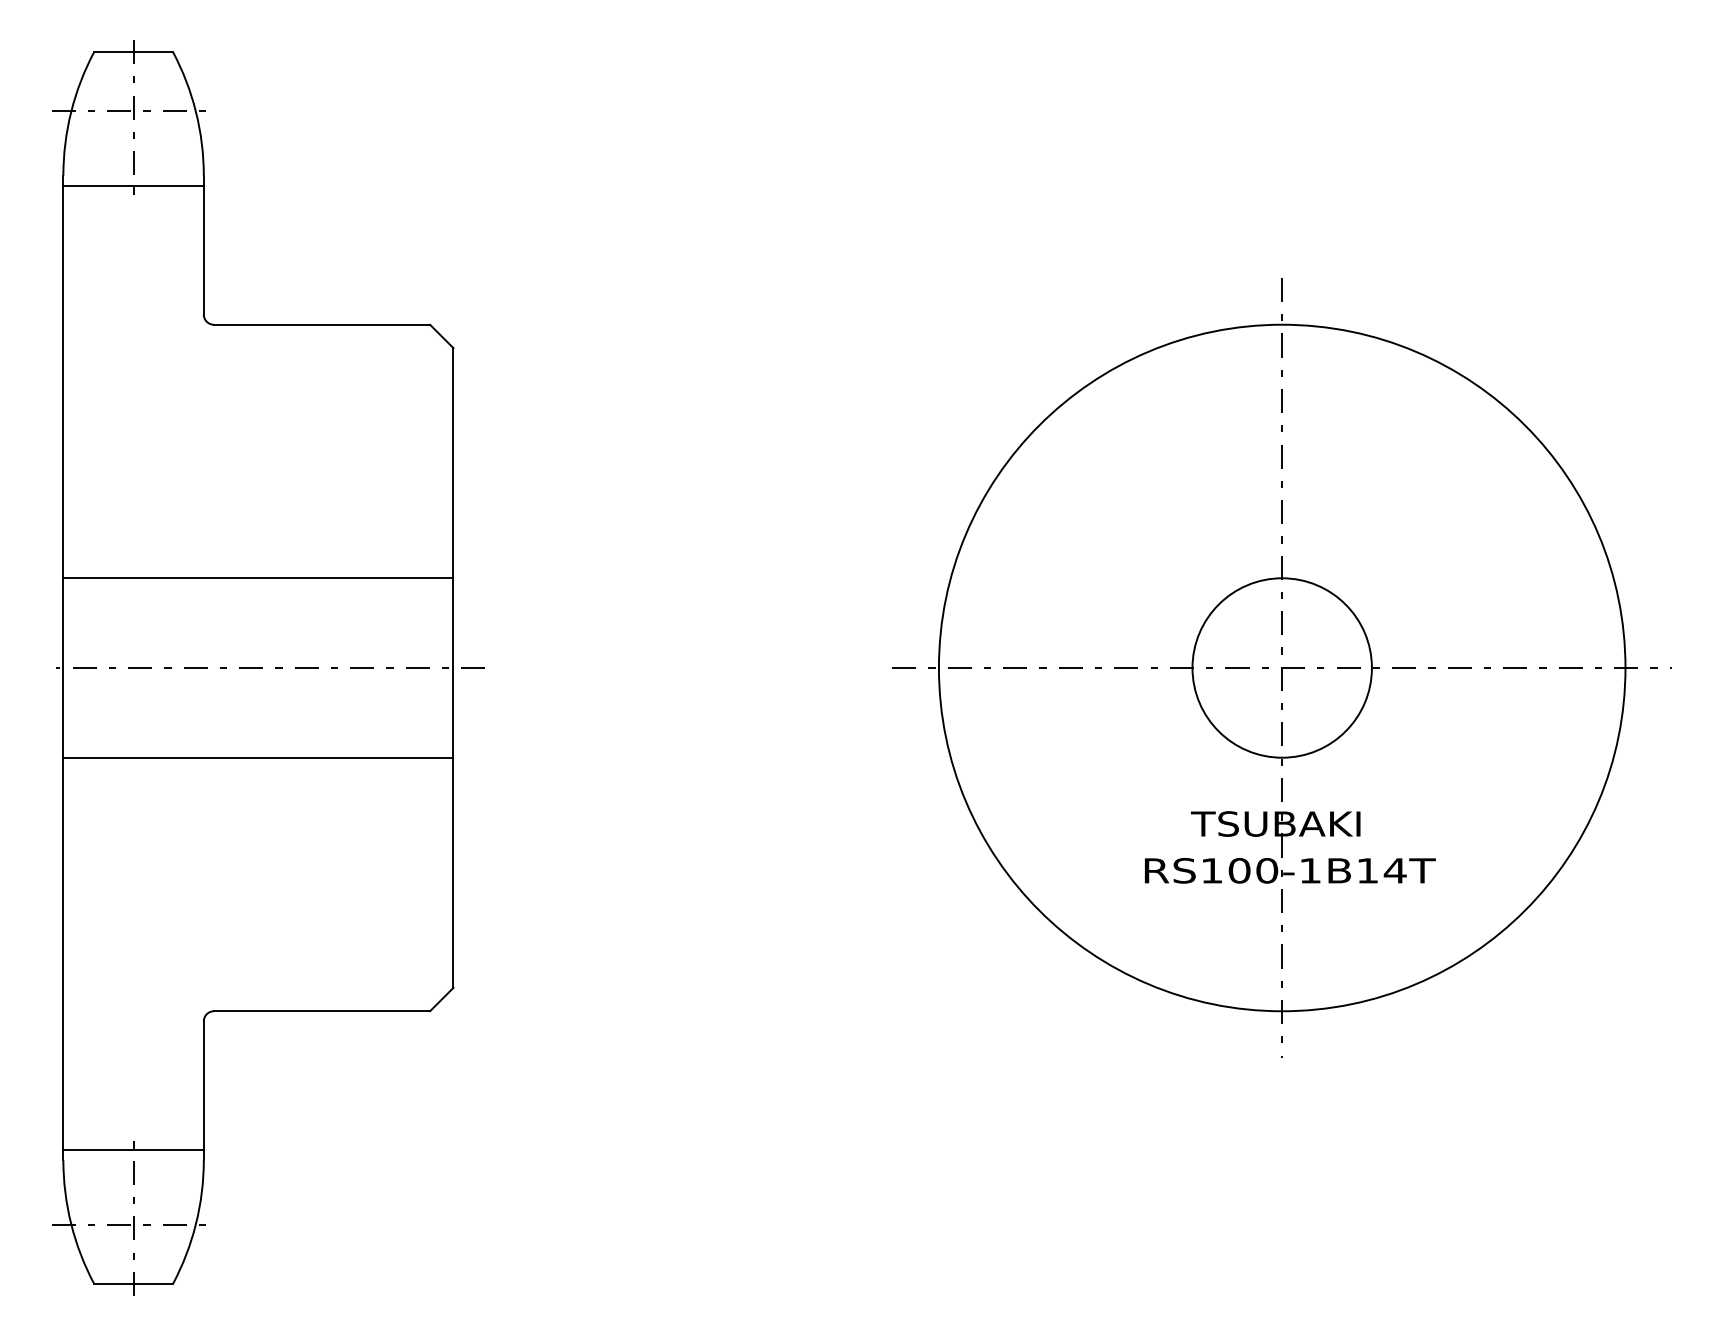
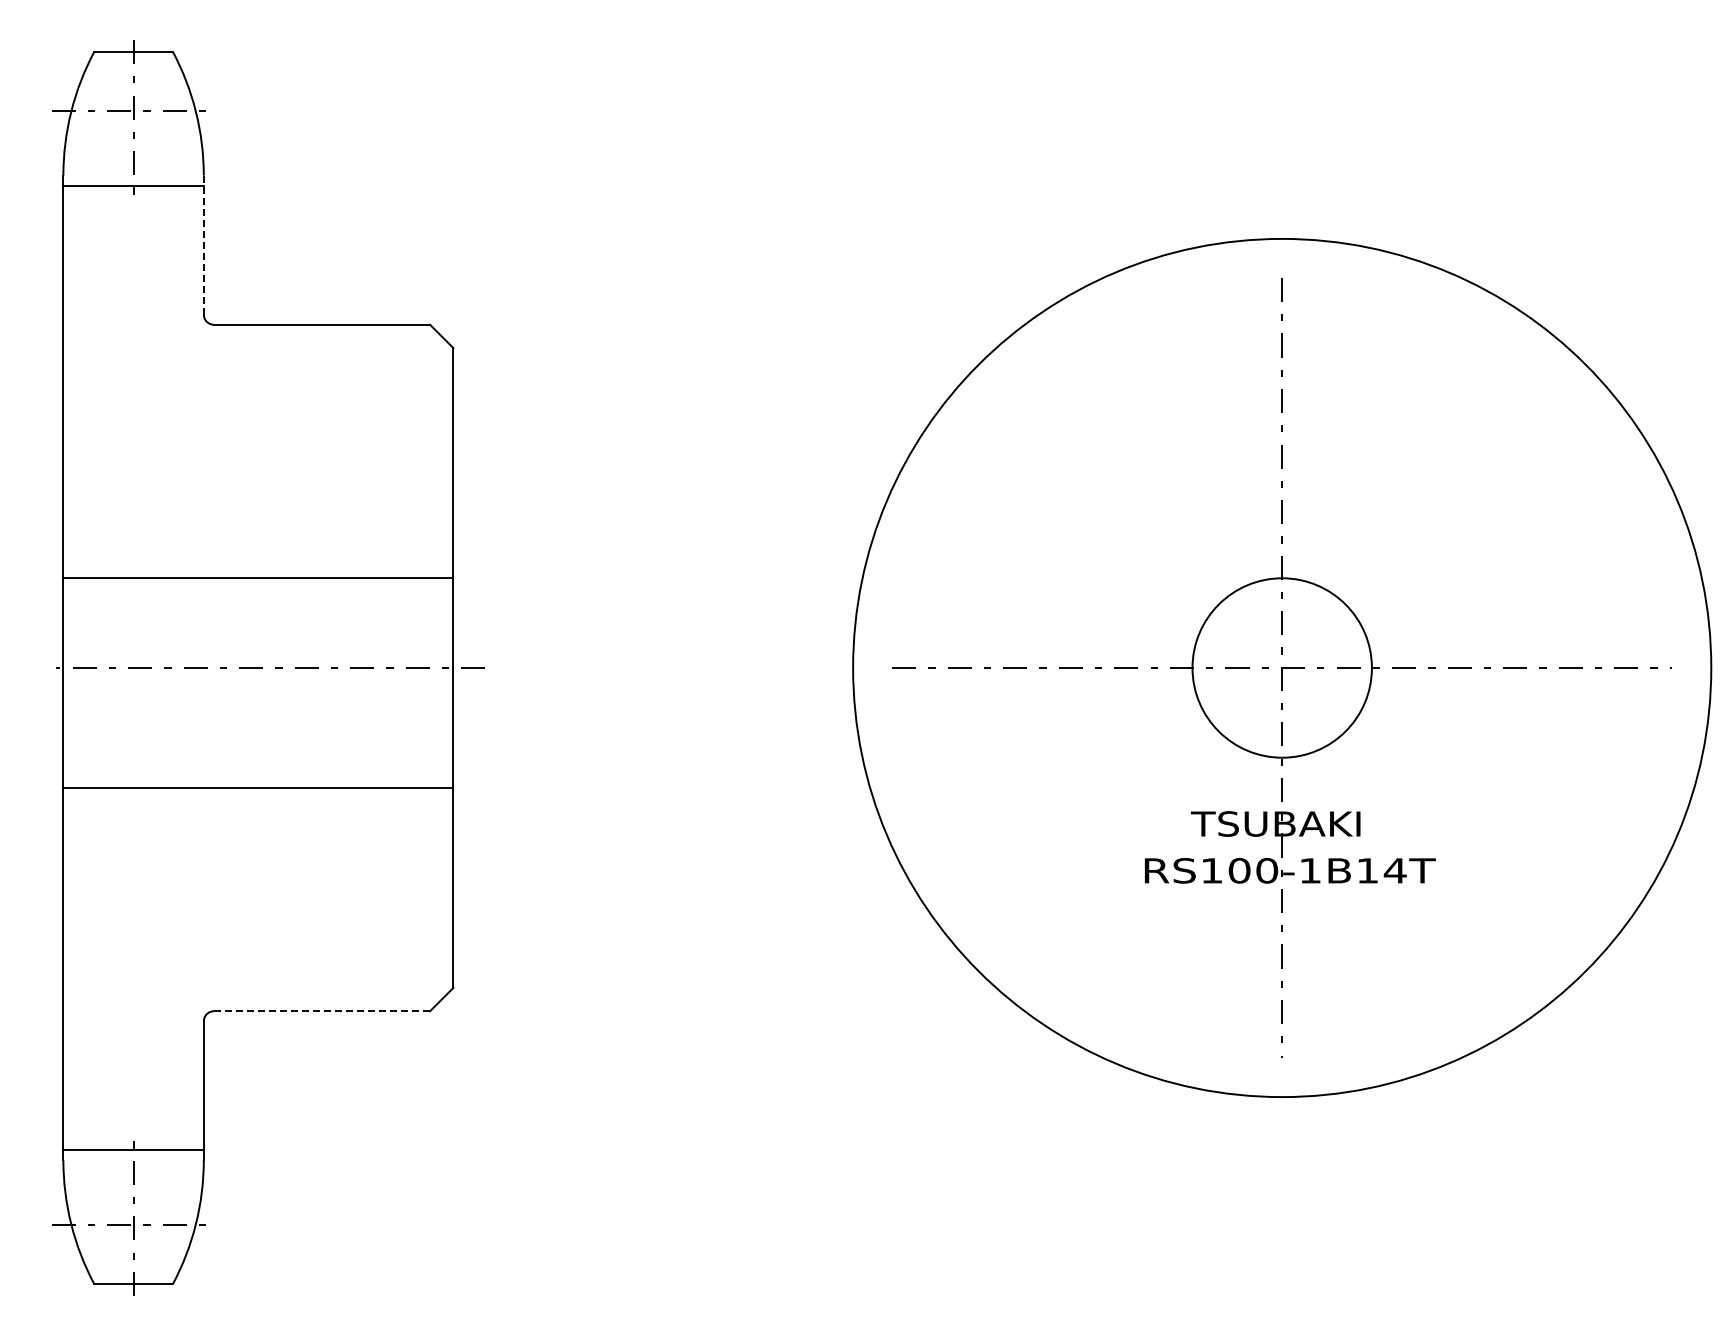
line: solid -> dashed (203, 244)
circle diameter: 687 px -> 858 px (1282, 667)
line position: (258, 757) -> (258, 787) (258, 787)
line: solid -> dashed (321, 1011)
